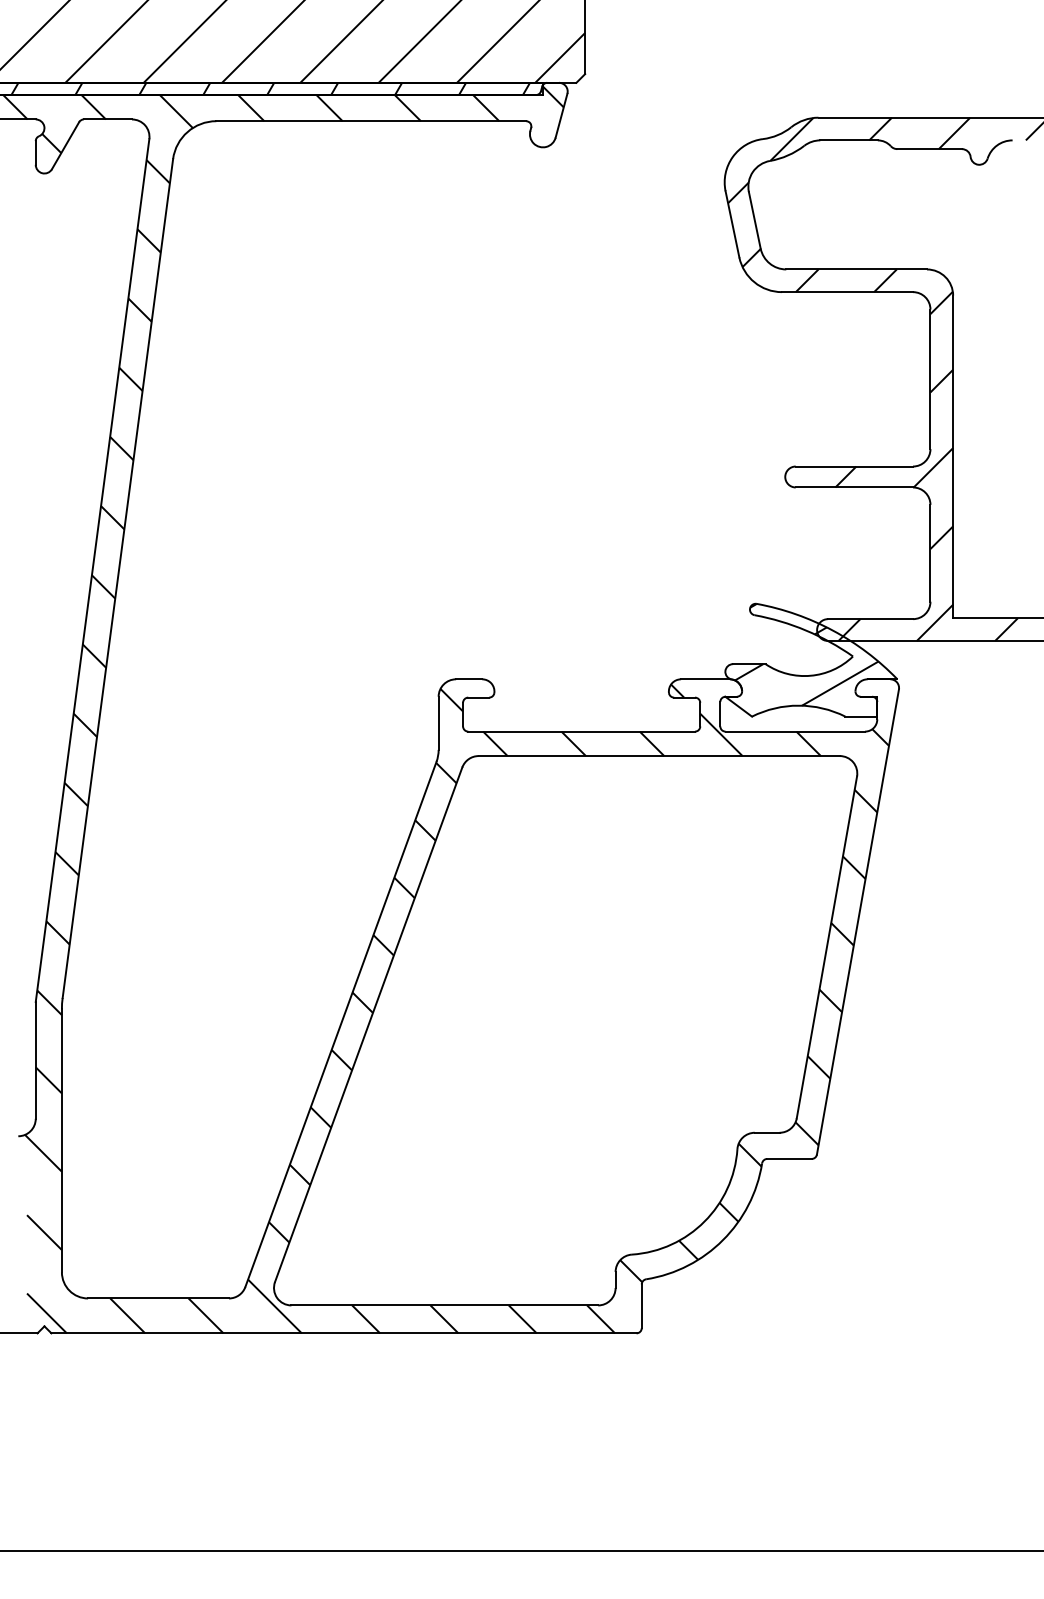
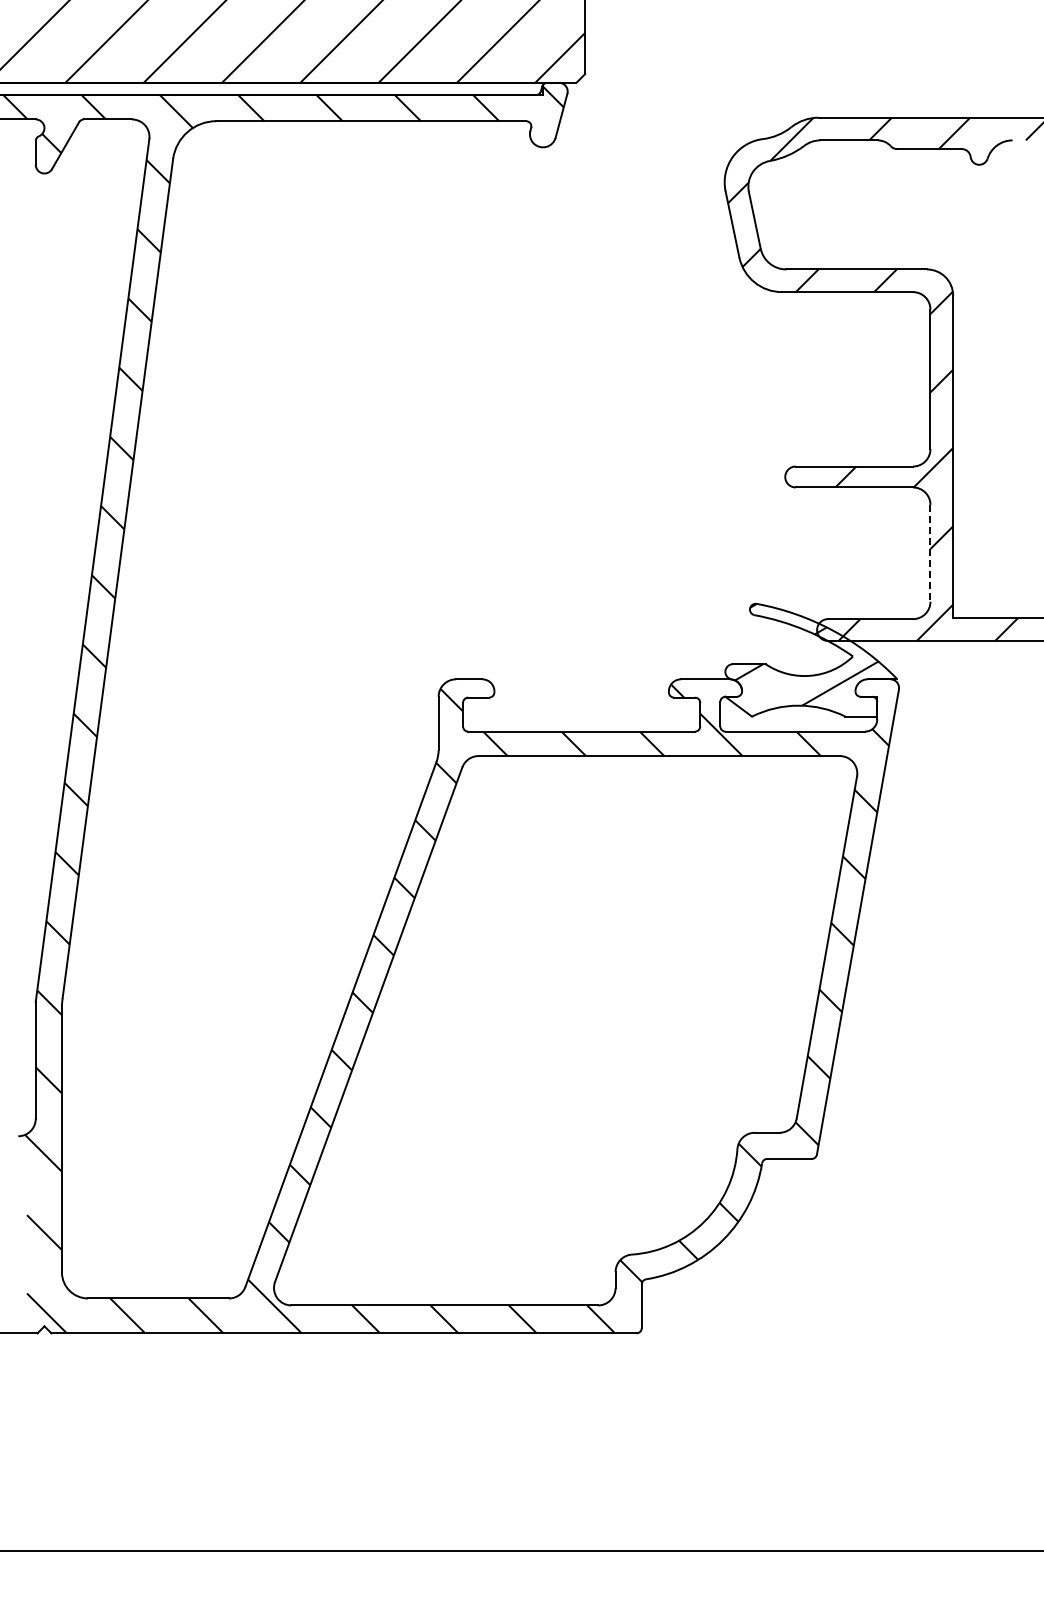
hatch: present -> none (270, 88)
line: solid -> dashed (930, 553)
